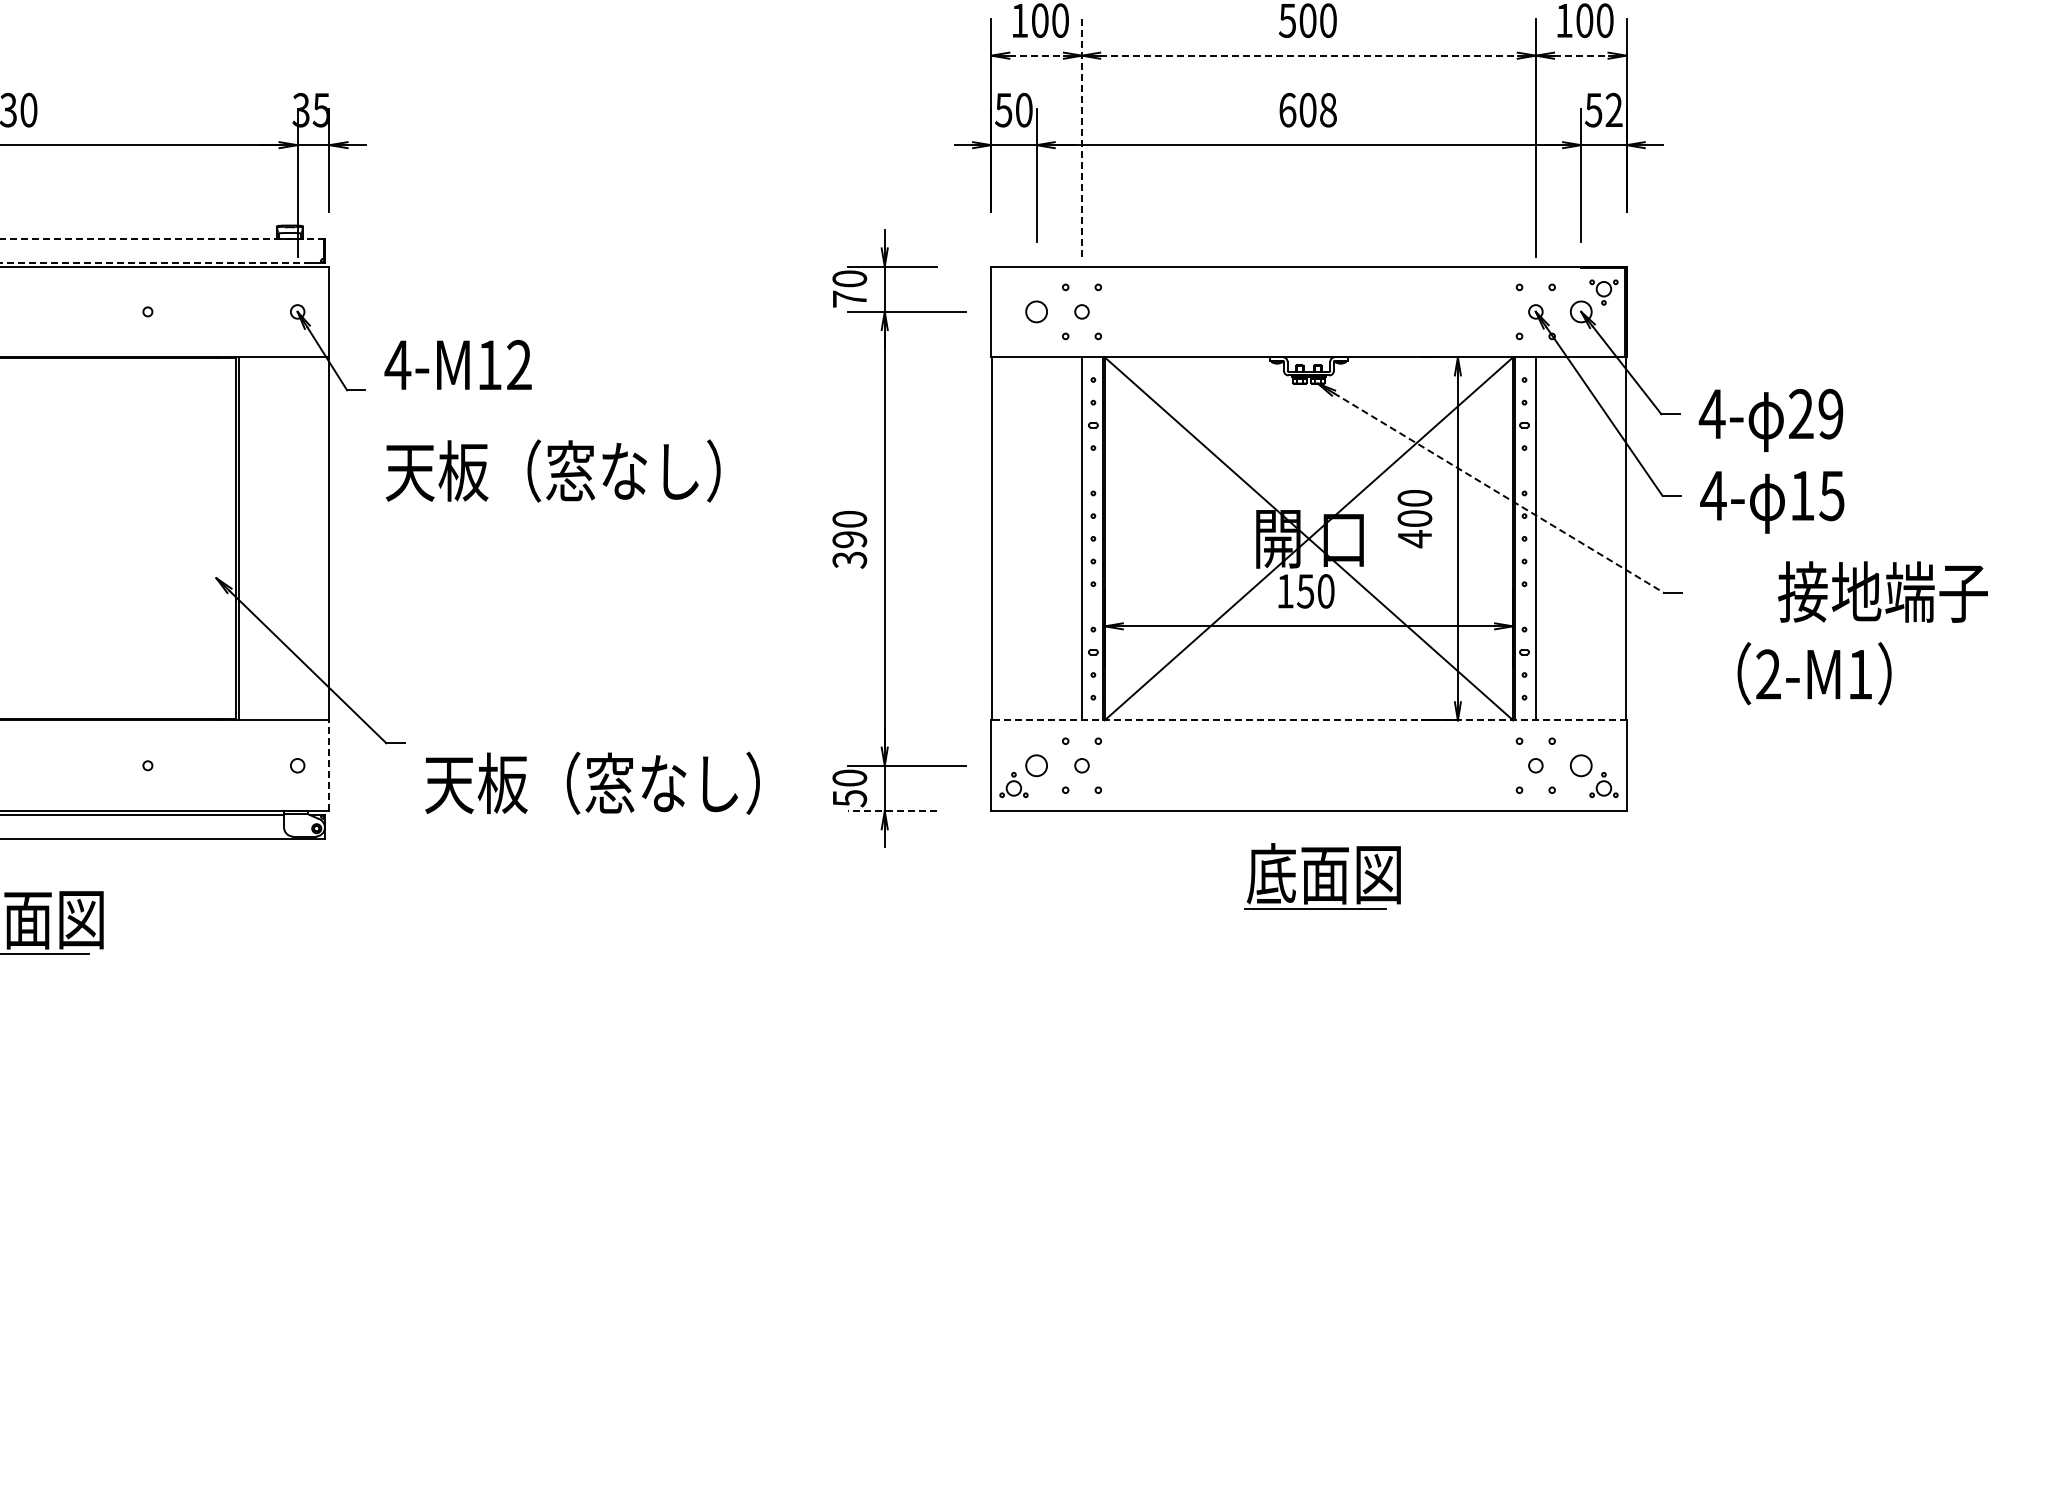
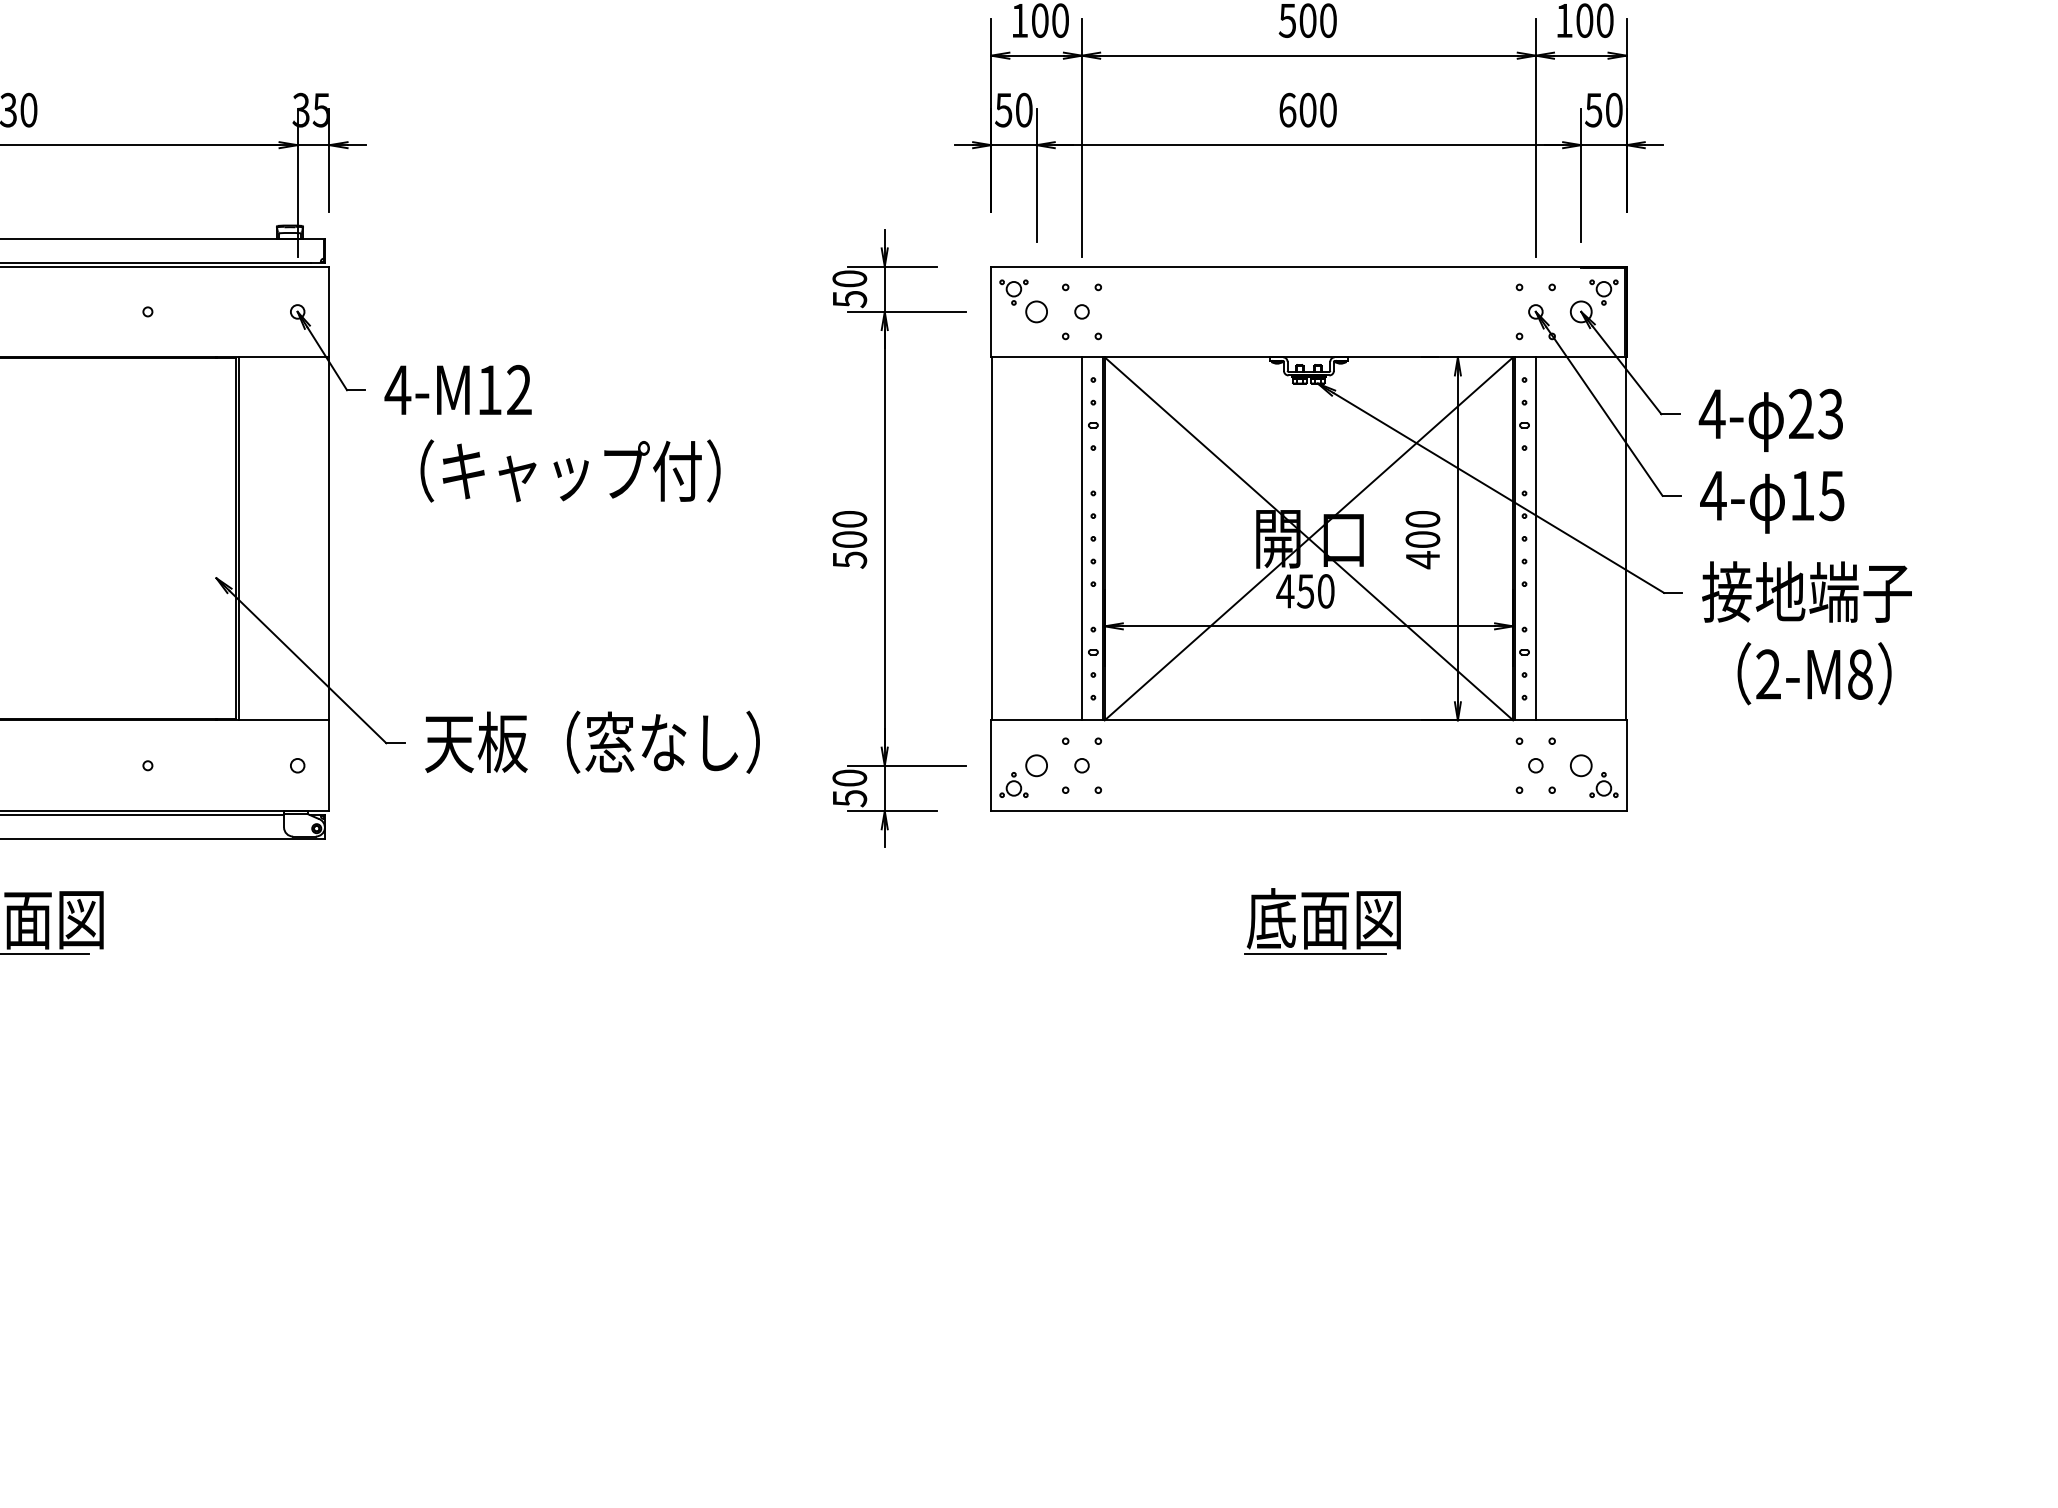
line: dashed -> solid (1037, 55)
line: dashed -> solid (1308, 55)
line: dashed -> solid (1581, 55)
text: 608 -> 600 (1328, 109)
text: 52 -> 50 (1613, 109)
line: dashed -> solid (1082, 137)
line: dashed -> solid (162, 239)
line: dashed -> solid (155, 262)
part: none -> present (1013, 292)
text: 70 -> 50 (850, 299)
text position: (457, 364) -> (457, 389) (457, 389)
text: 29 -> 23 (1830, 414)
text: 天板（窓なし） -> （キャップ付） (543, 470)
line: dashed -> solid (1499, 493)
text position: (1414, 519) -> (1422, 540) (1422, 540)
text: 390 -> 500 (849, 549)
text: 150 -> 450 (1285, 591)
text position: (1882, 591) -> (1806, 591) (1806, 591)
text: 2-M1 -> 2-M8 (1860, 674)
line: dashed -> solid (1308, 720)
line: dashed -> solid (329, 765)
text position: (592, 782) -> (592, 741) (592, 741)
line: dashed -> solid (892, 811)
part position: (1322, 876) -> (1322, 921) (1322, 921)
